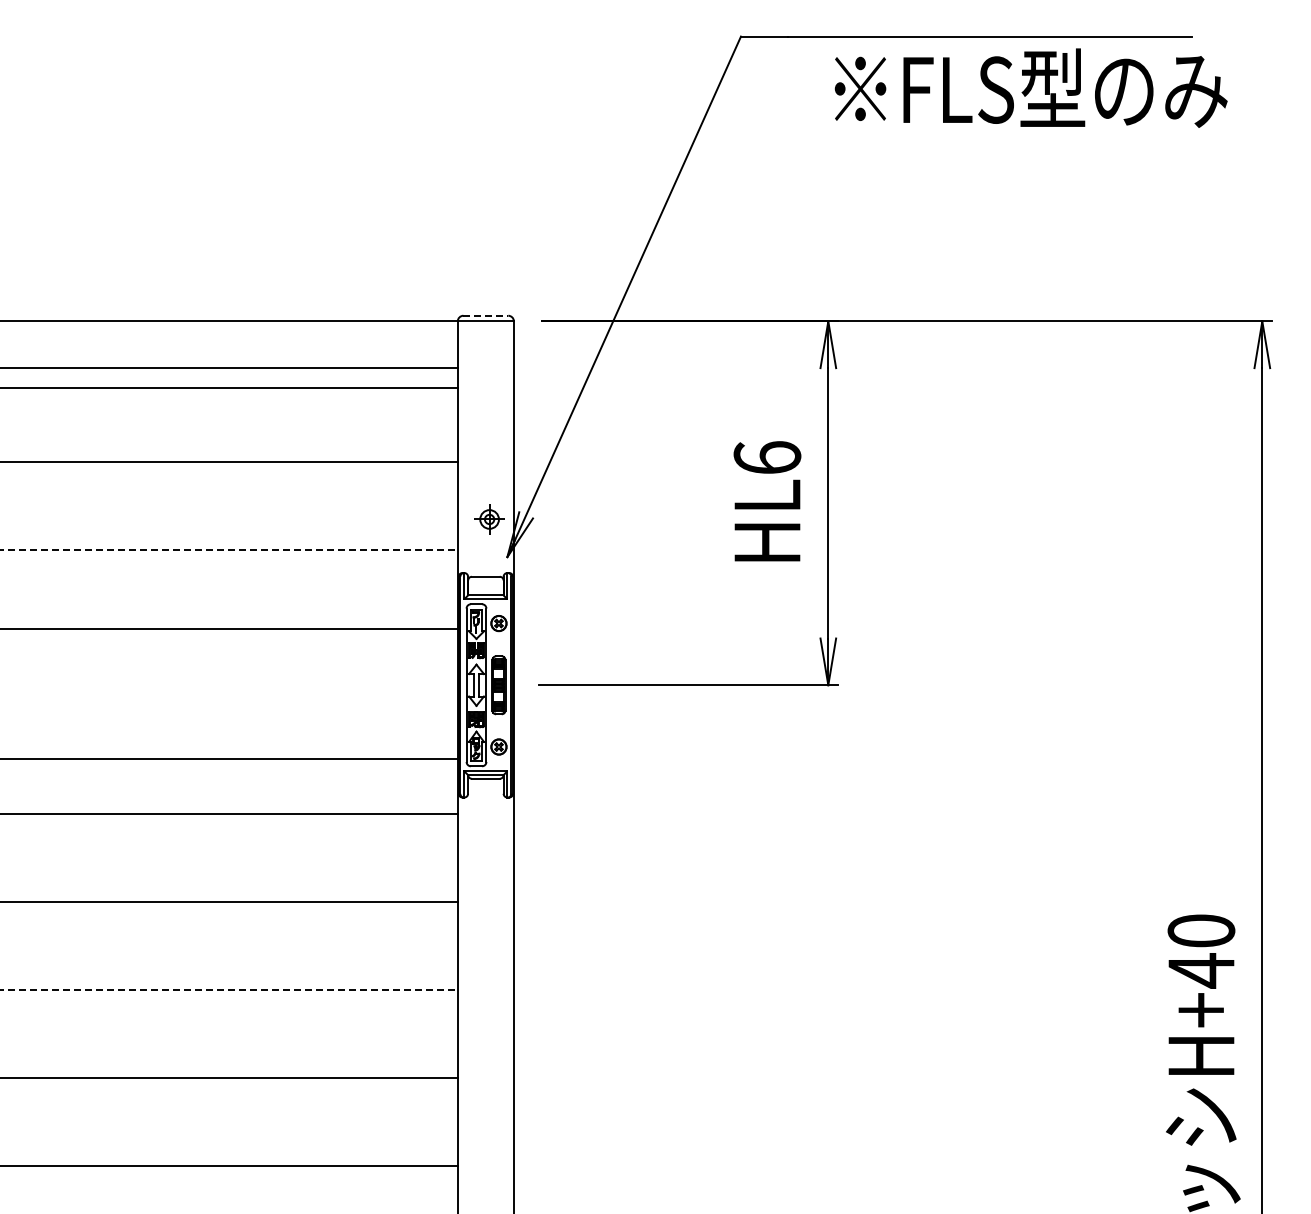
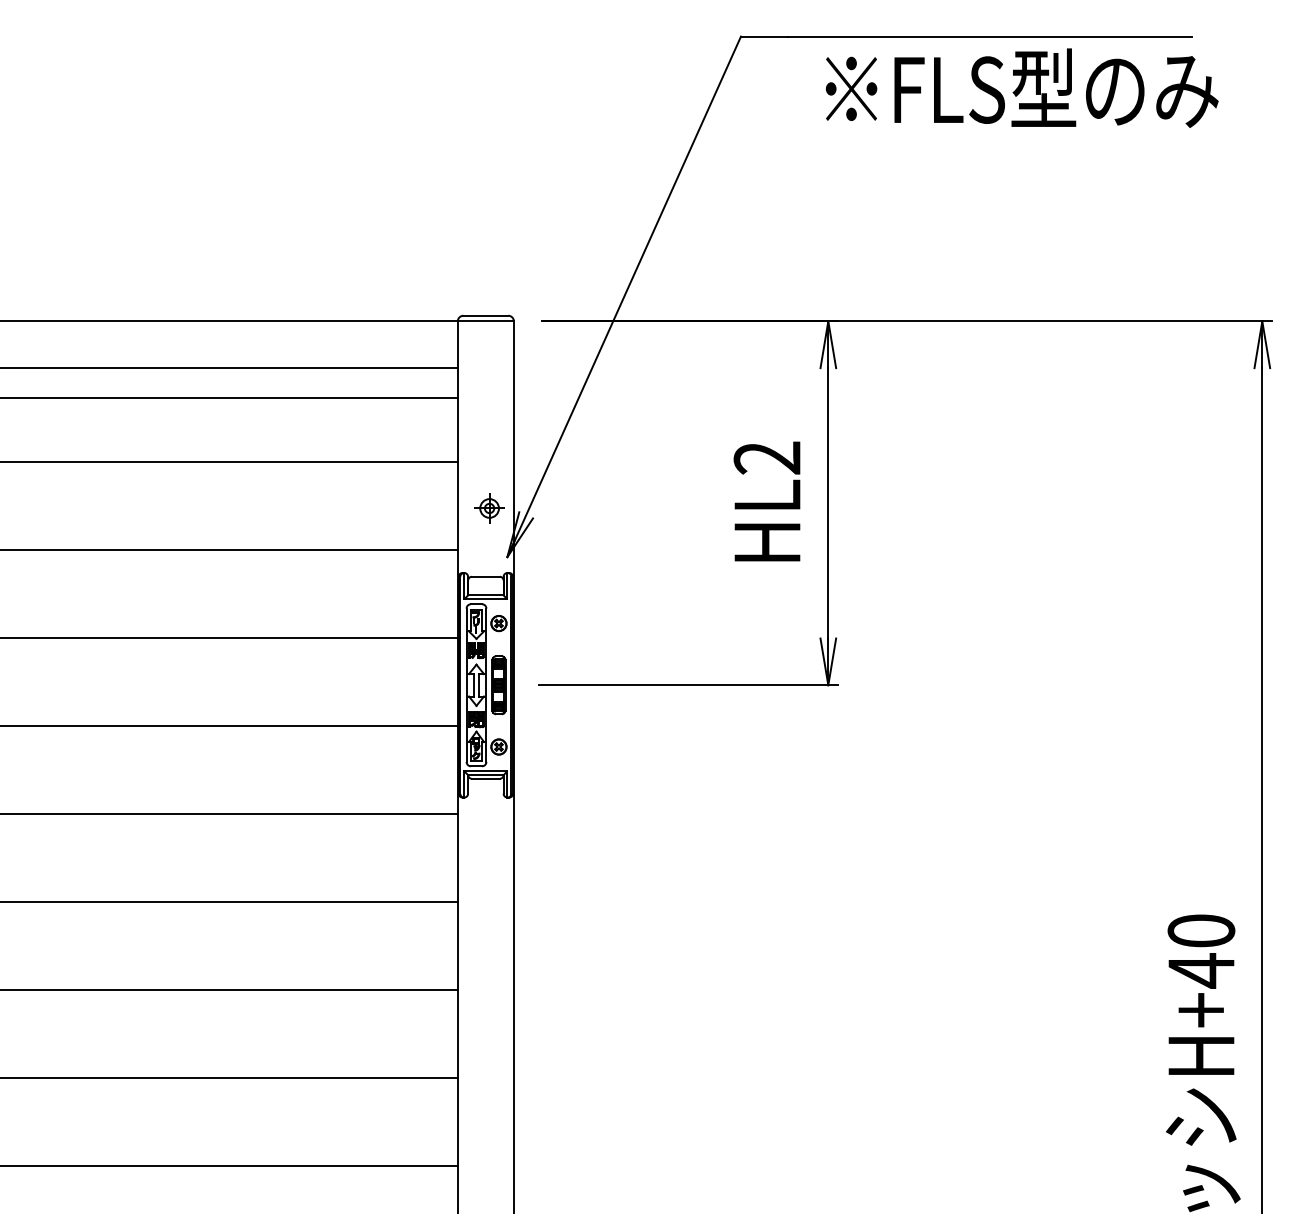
text position: (1030, 87) -> (1021, 87) (1021, 87)
line: dashed -> solid (486, 315)
line position: (229, 388) -> (229, 398) (229, 398)
text: HL6 -> HL2 (767, 457)
part position: (489, 519) -> (489, 508) (489, 508)
line: dashed -> solid (229, 550)
line position: (229, 629) -> (229, 638) (229, 638)
line position: (229, 759) -> (229, 726) (229, 726)
line: dashed -> solid (229, 990)
